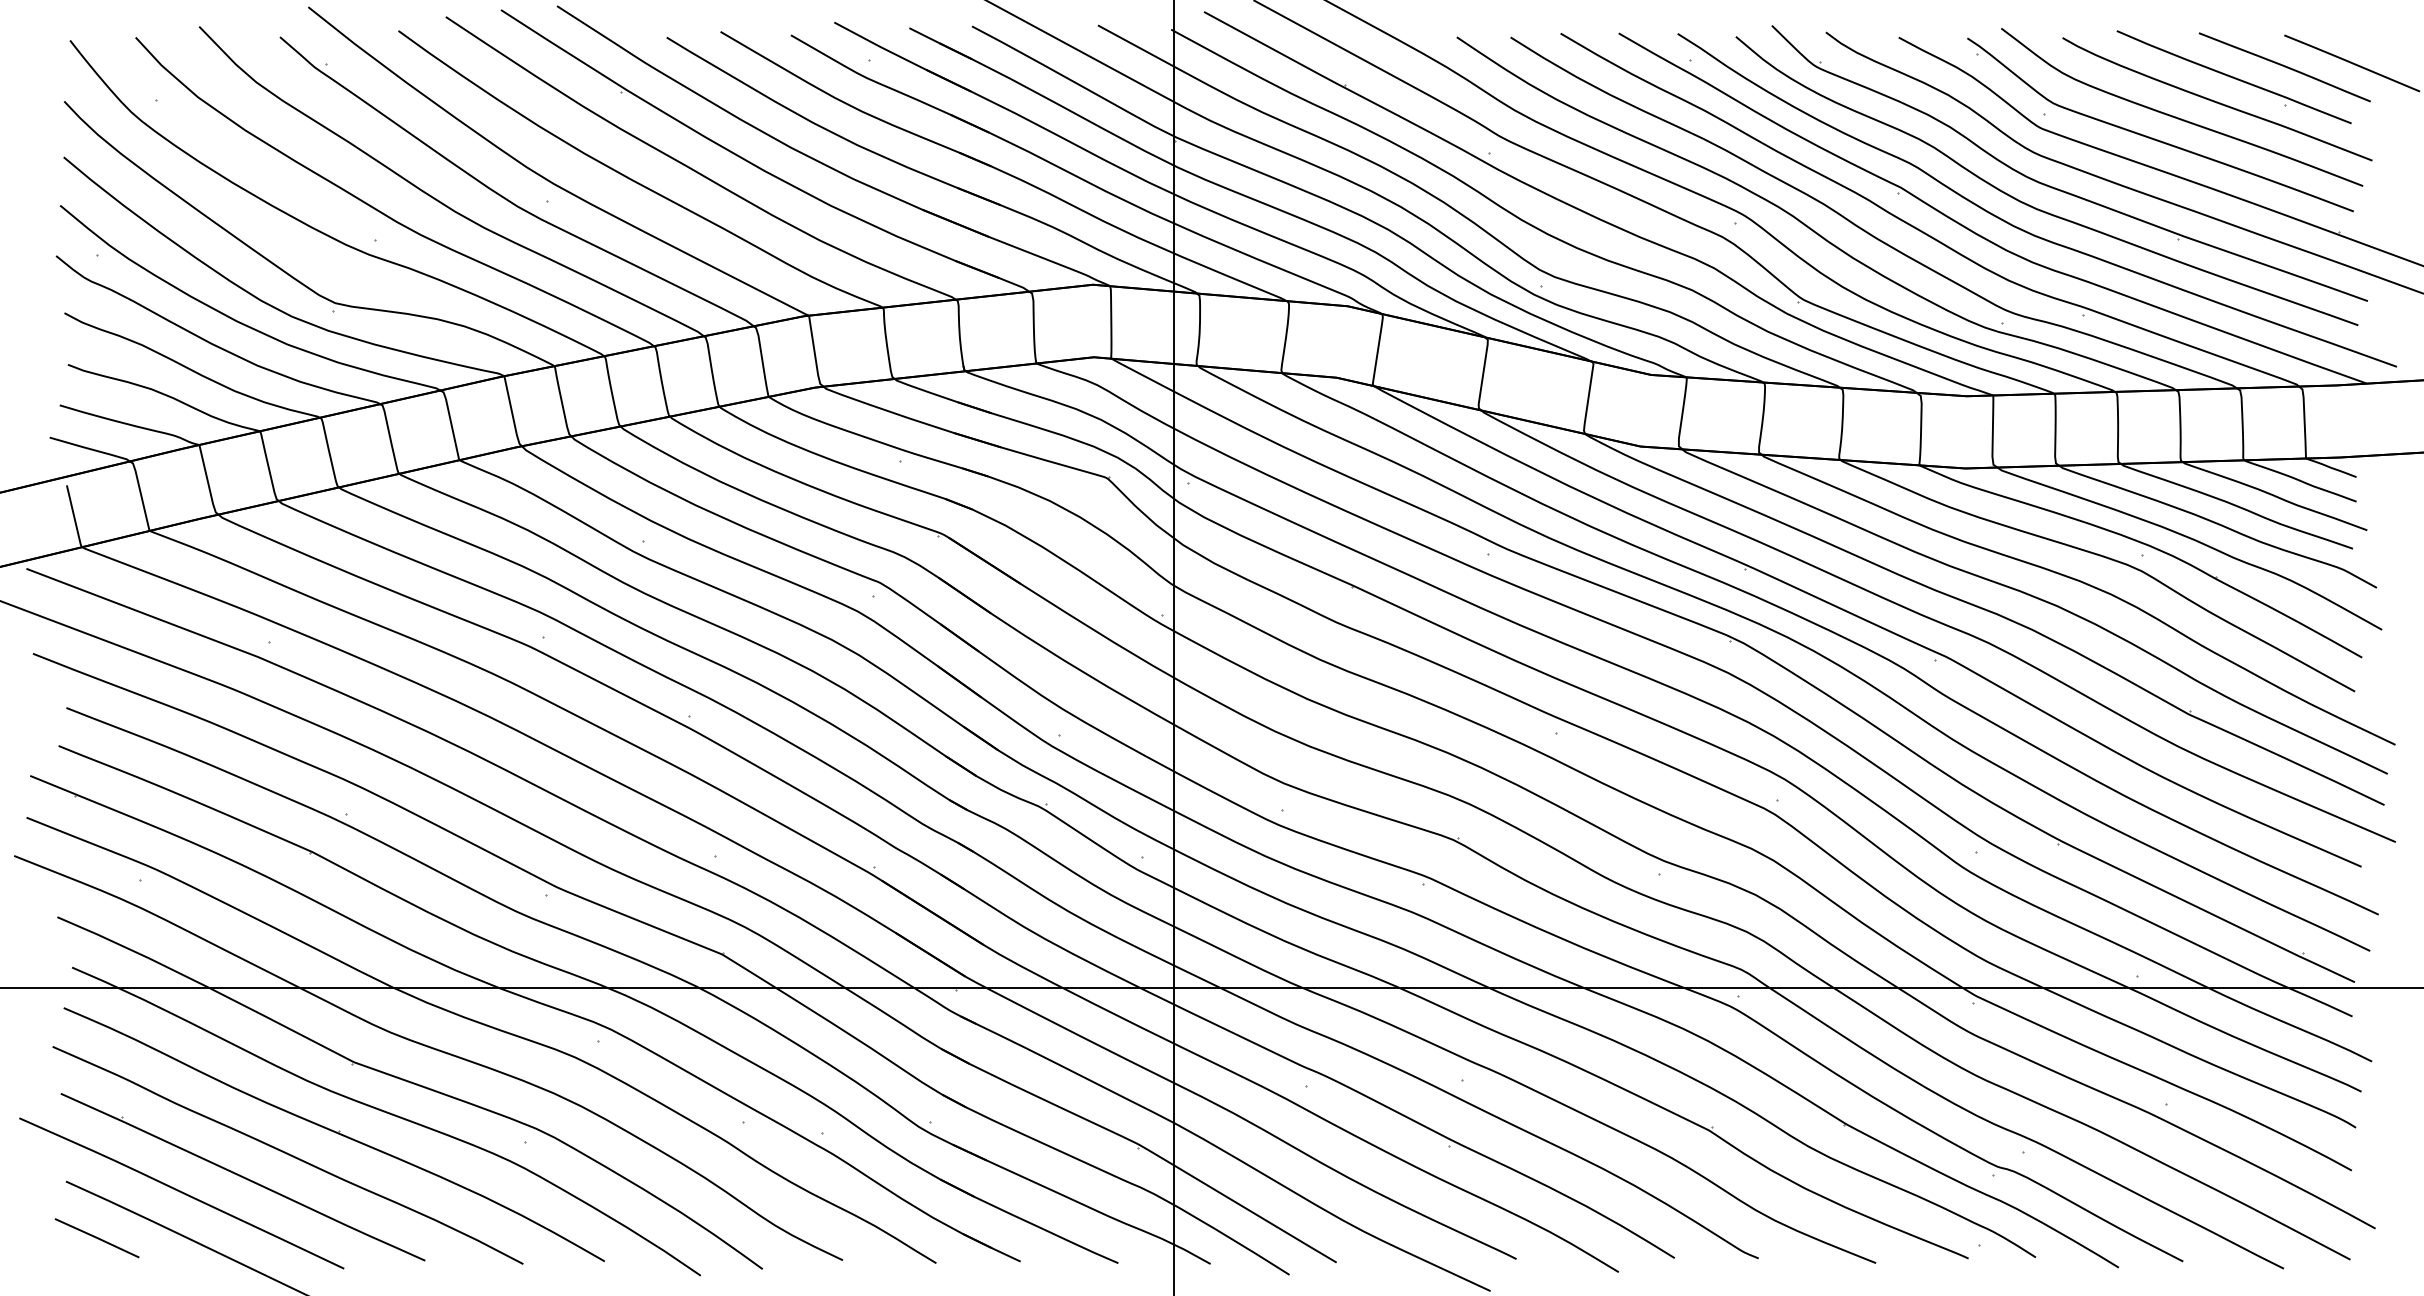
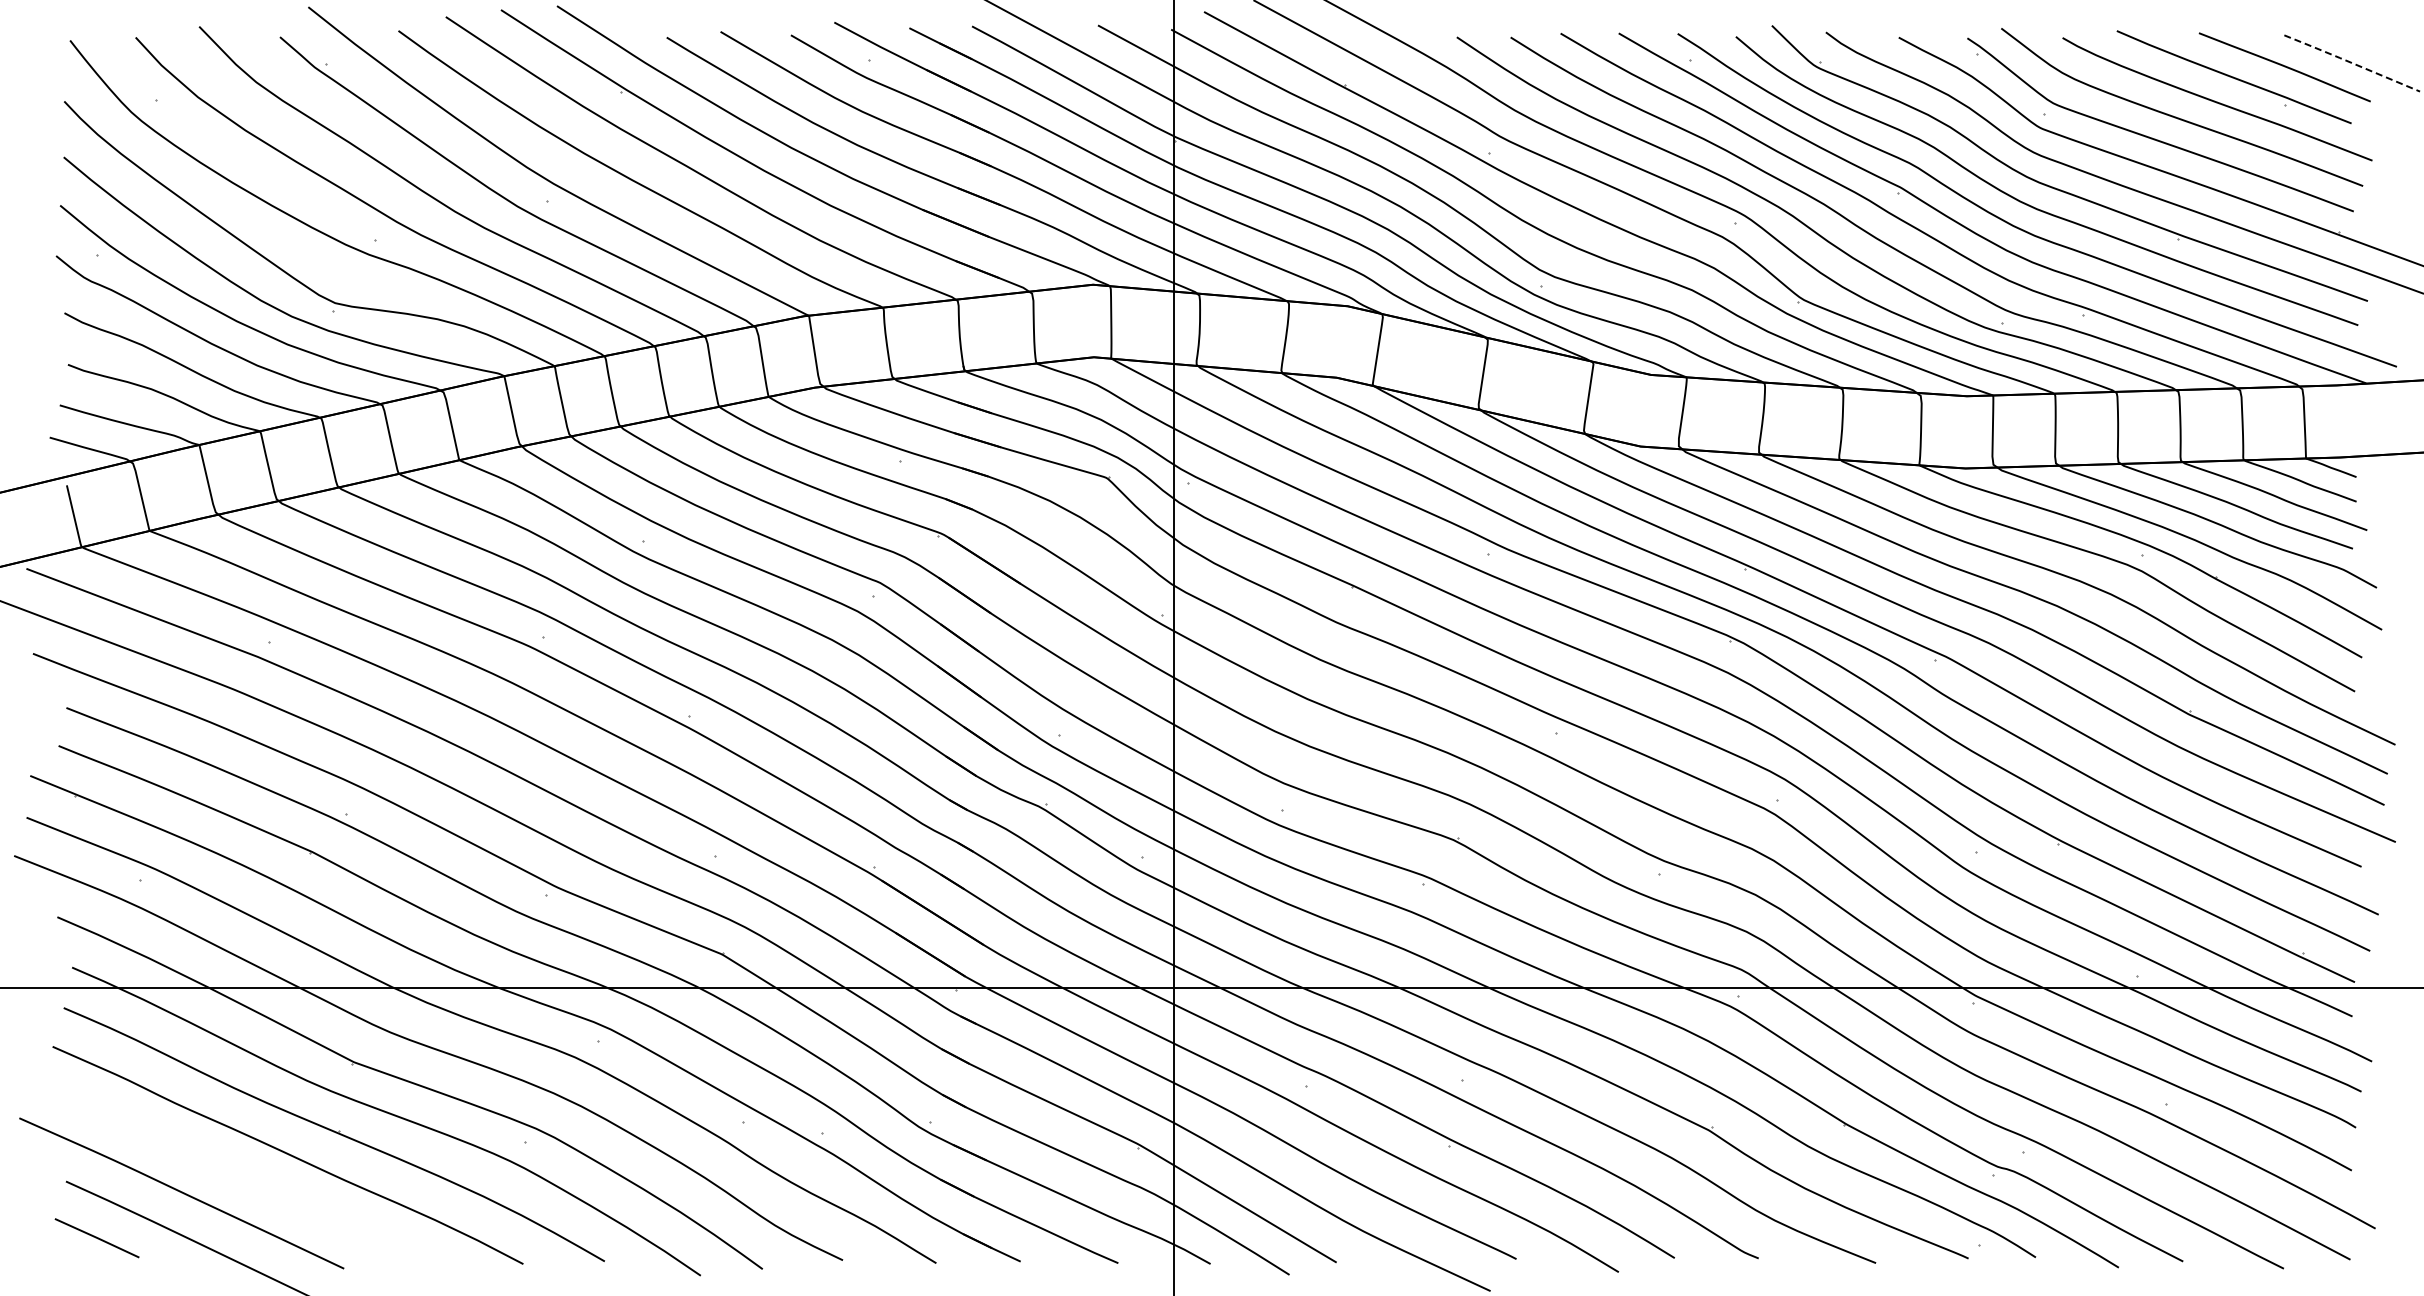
line: solid -> dashed (2351, 62)
part: present -> none (242, 1177)
